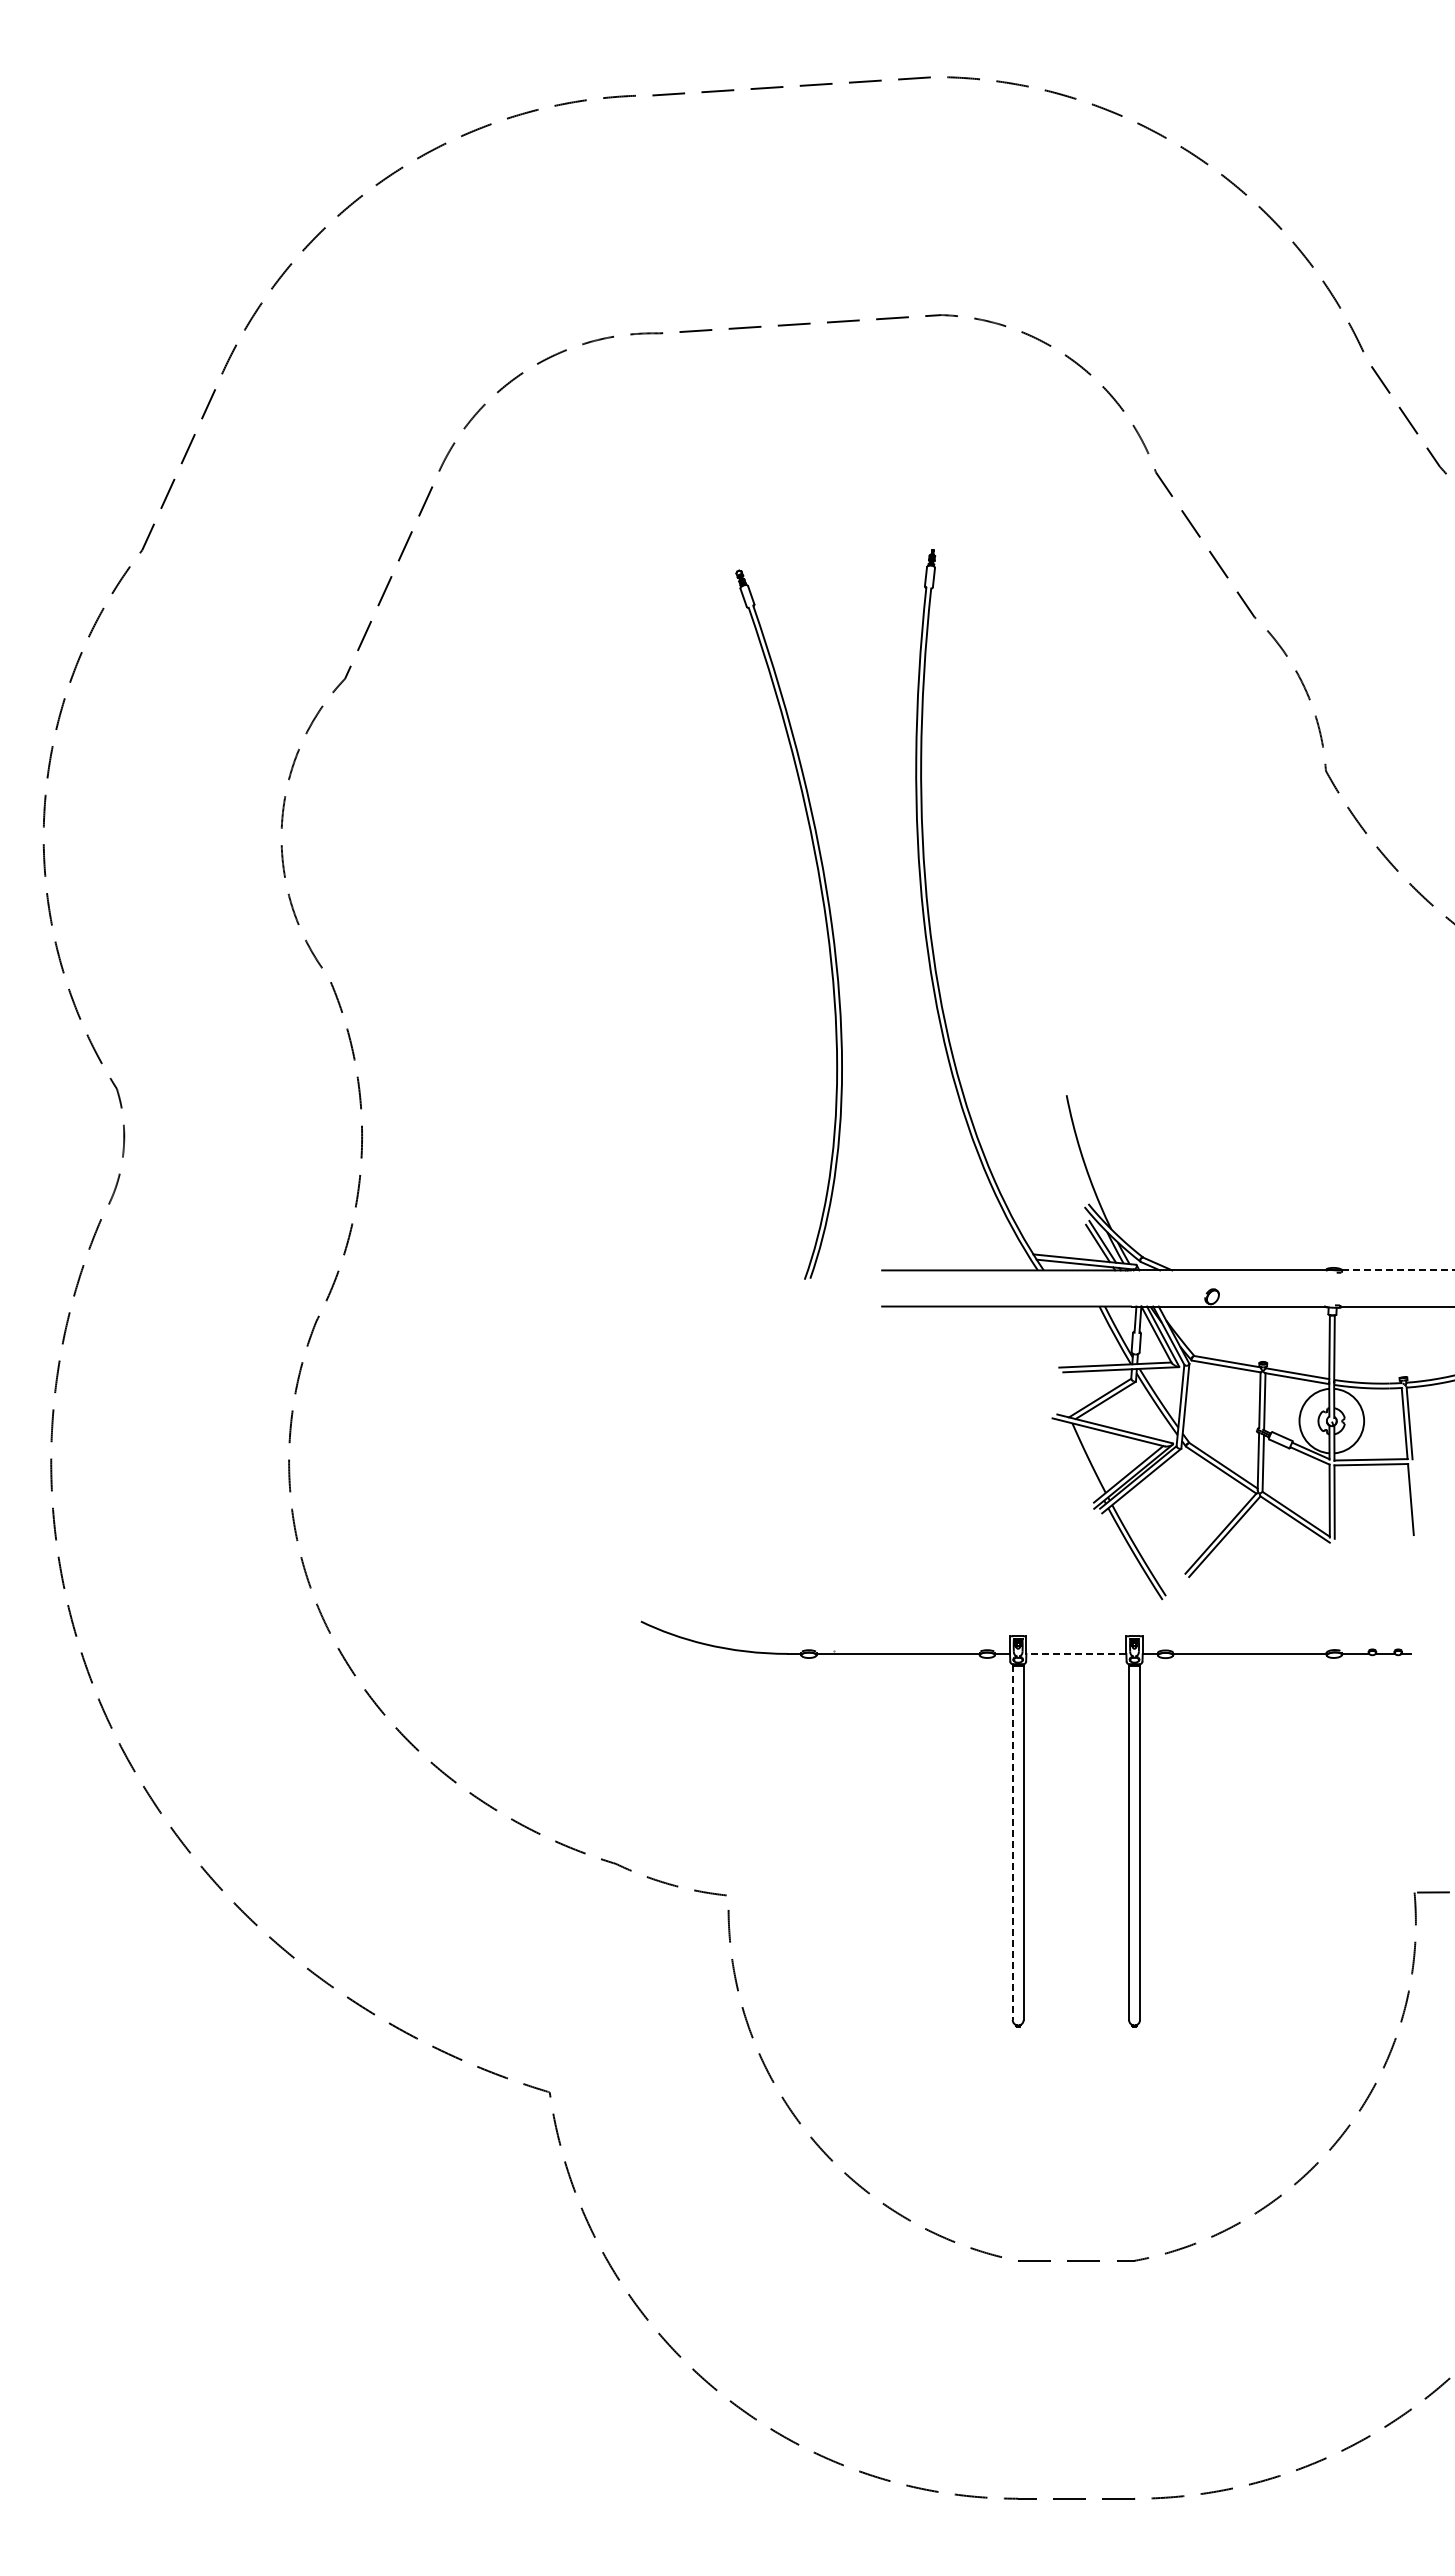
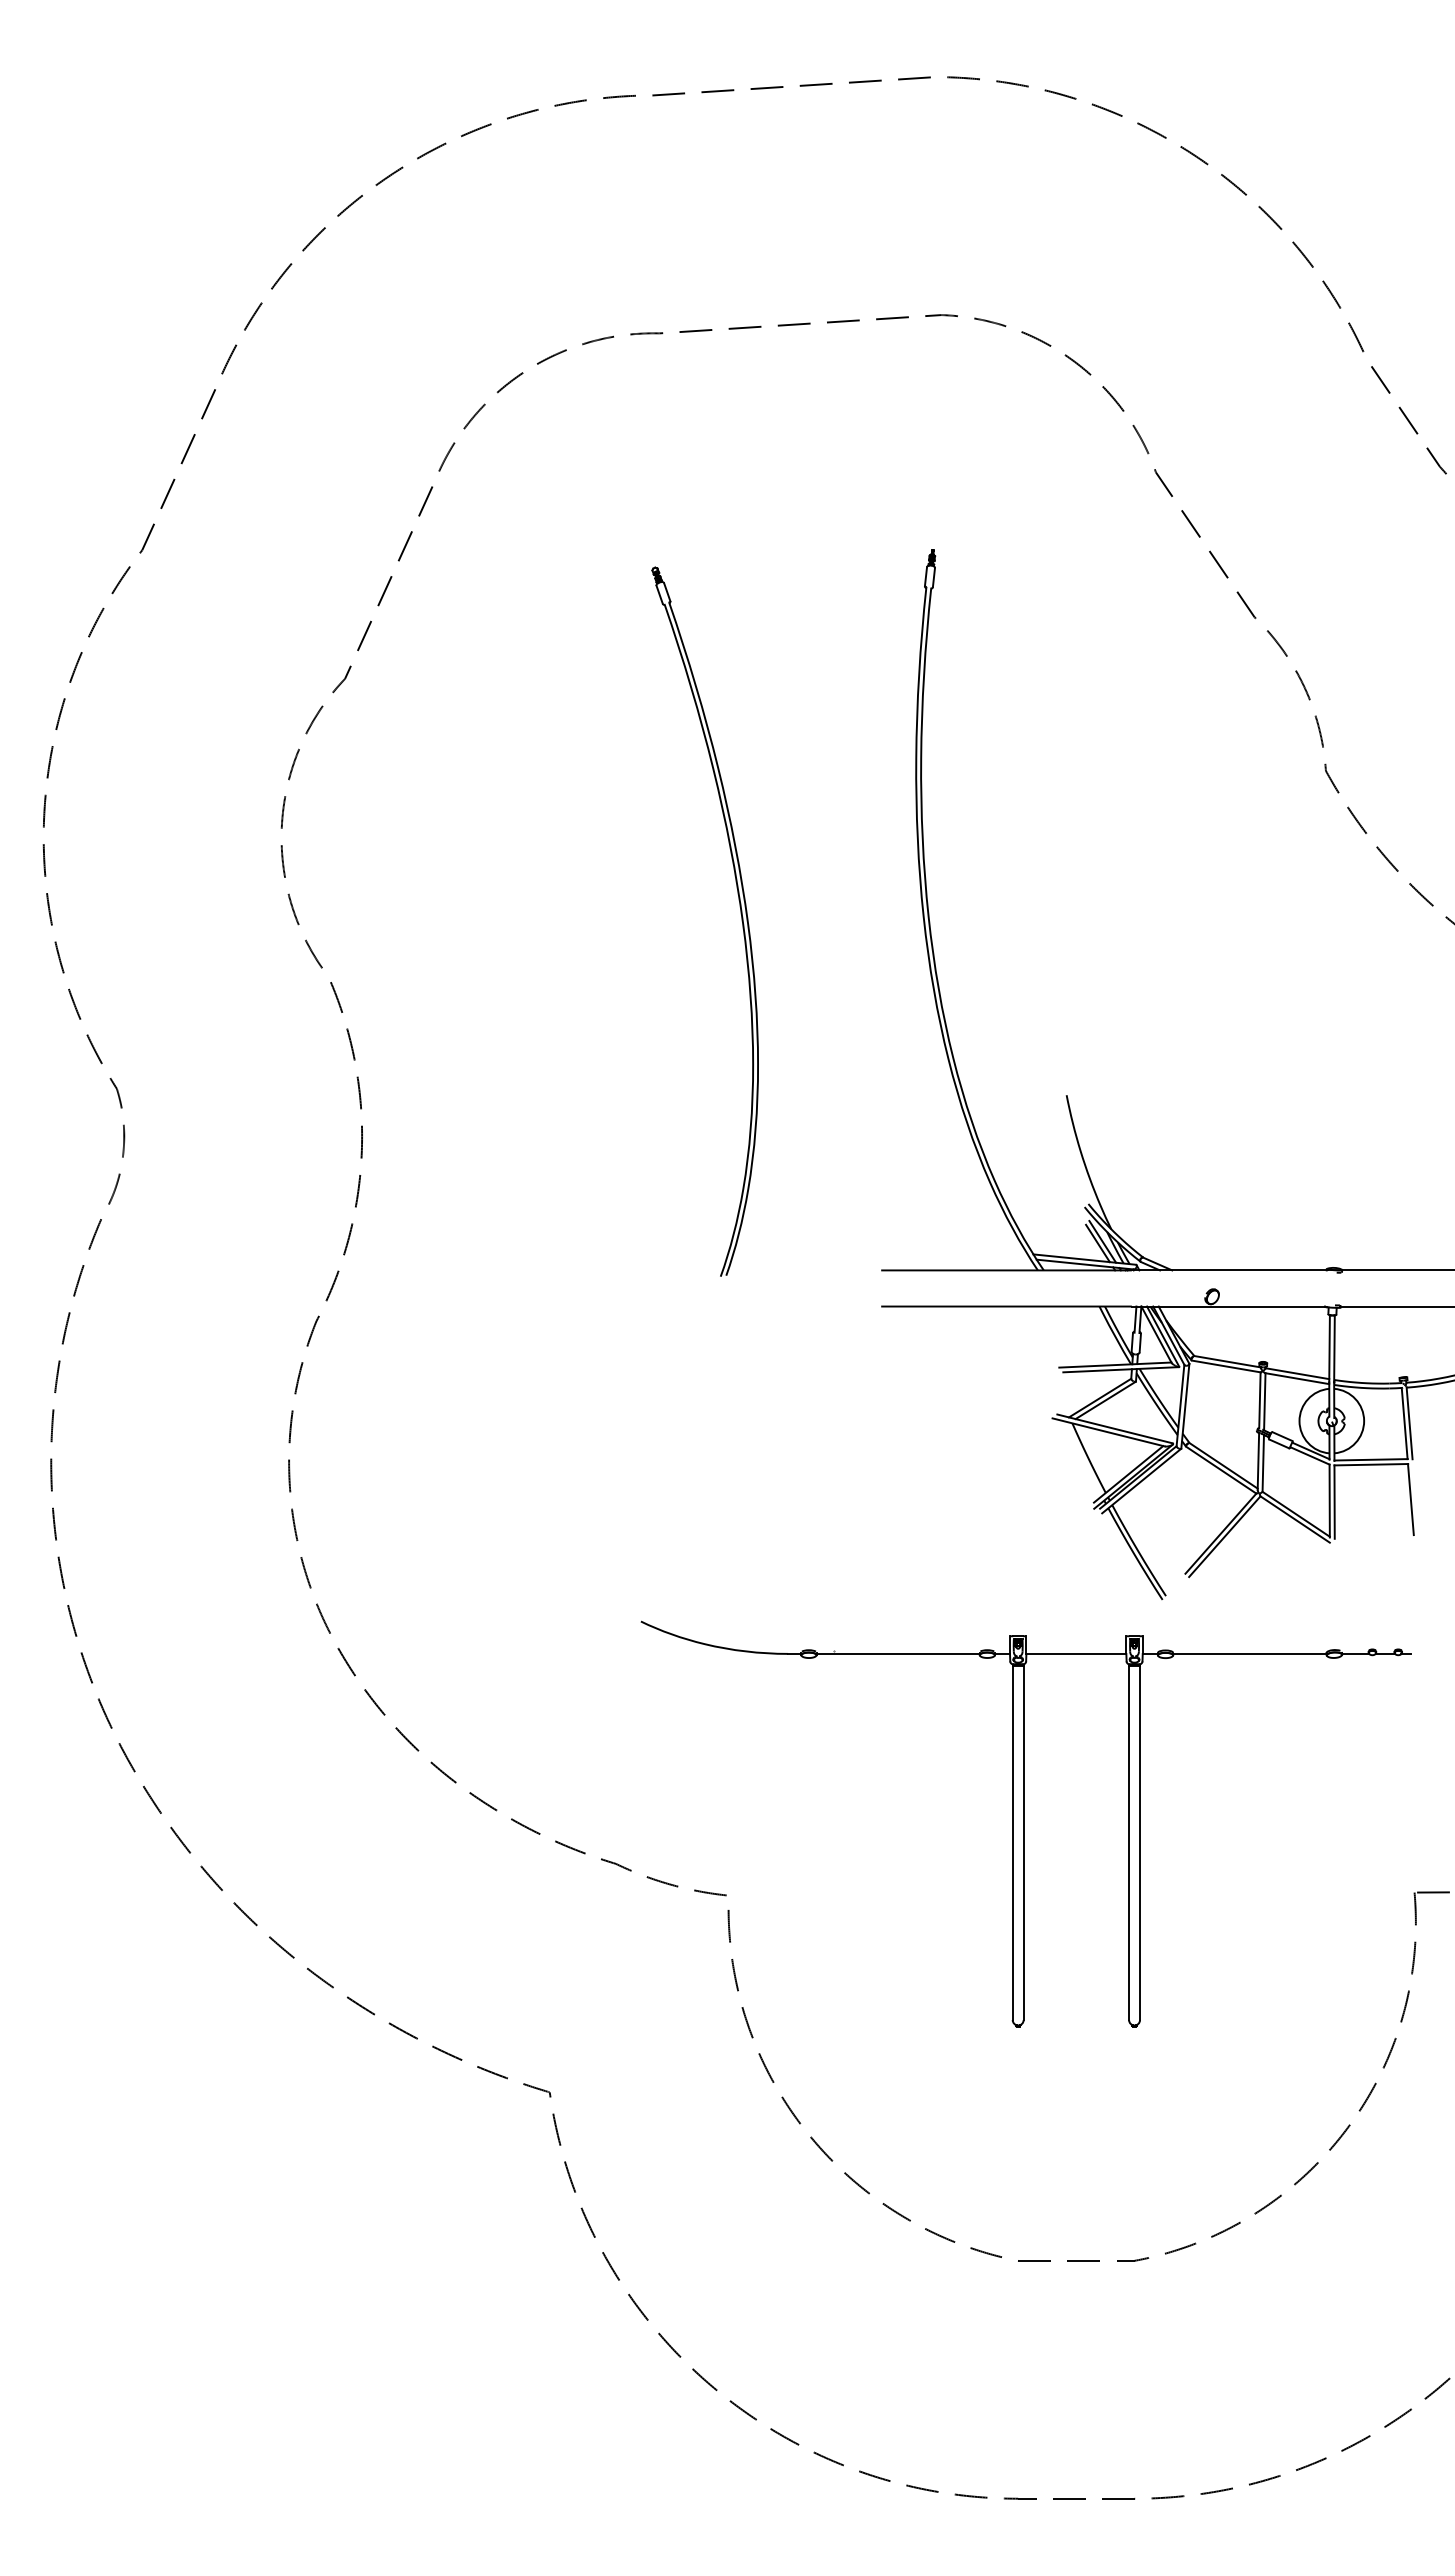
part position: (824, 917) -> (740, 914) (740, 914)
line: dashed -> solid (1398, 1270)
line: dashed -> solid (1076, 1653)
line: dashed -> solid (1012, 1843)
